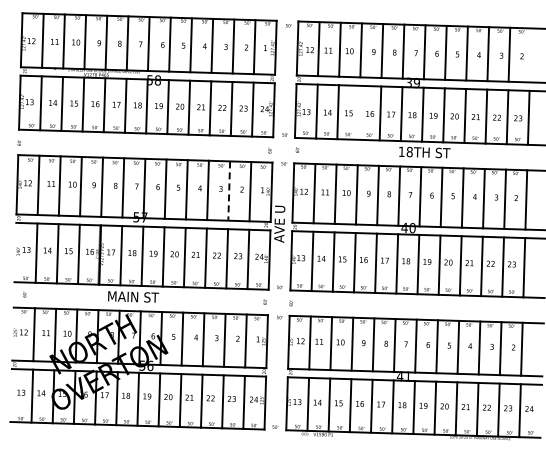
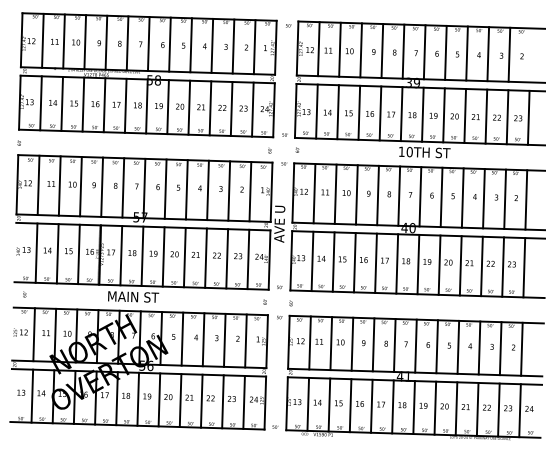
line: none -> present (359, 112)
text: 18TH -> 10TH (409, 151)
line: dashed -> solid (229, 191)
